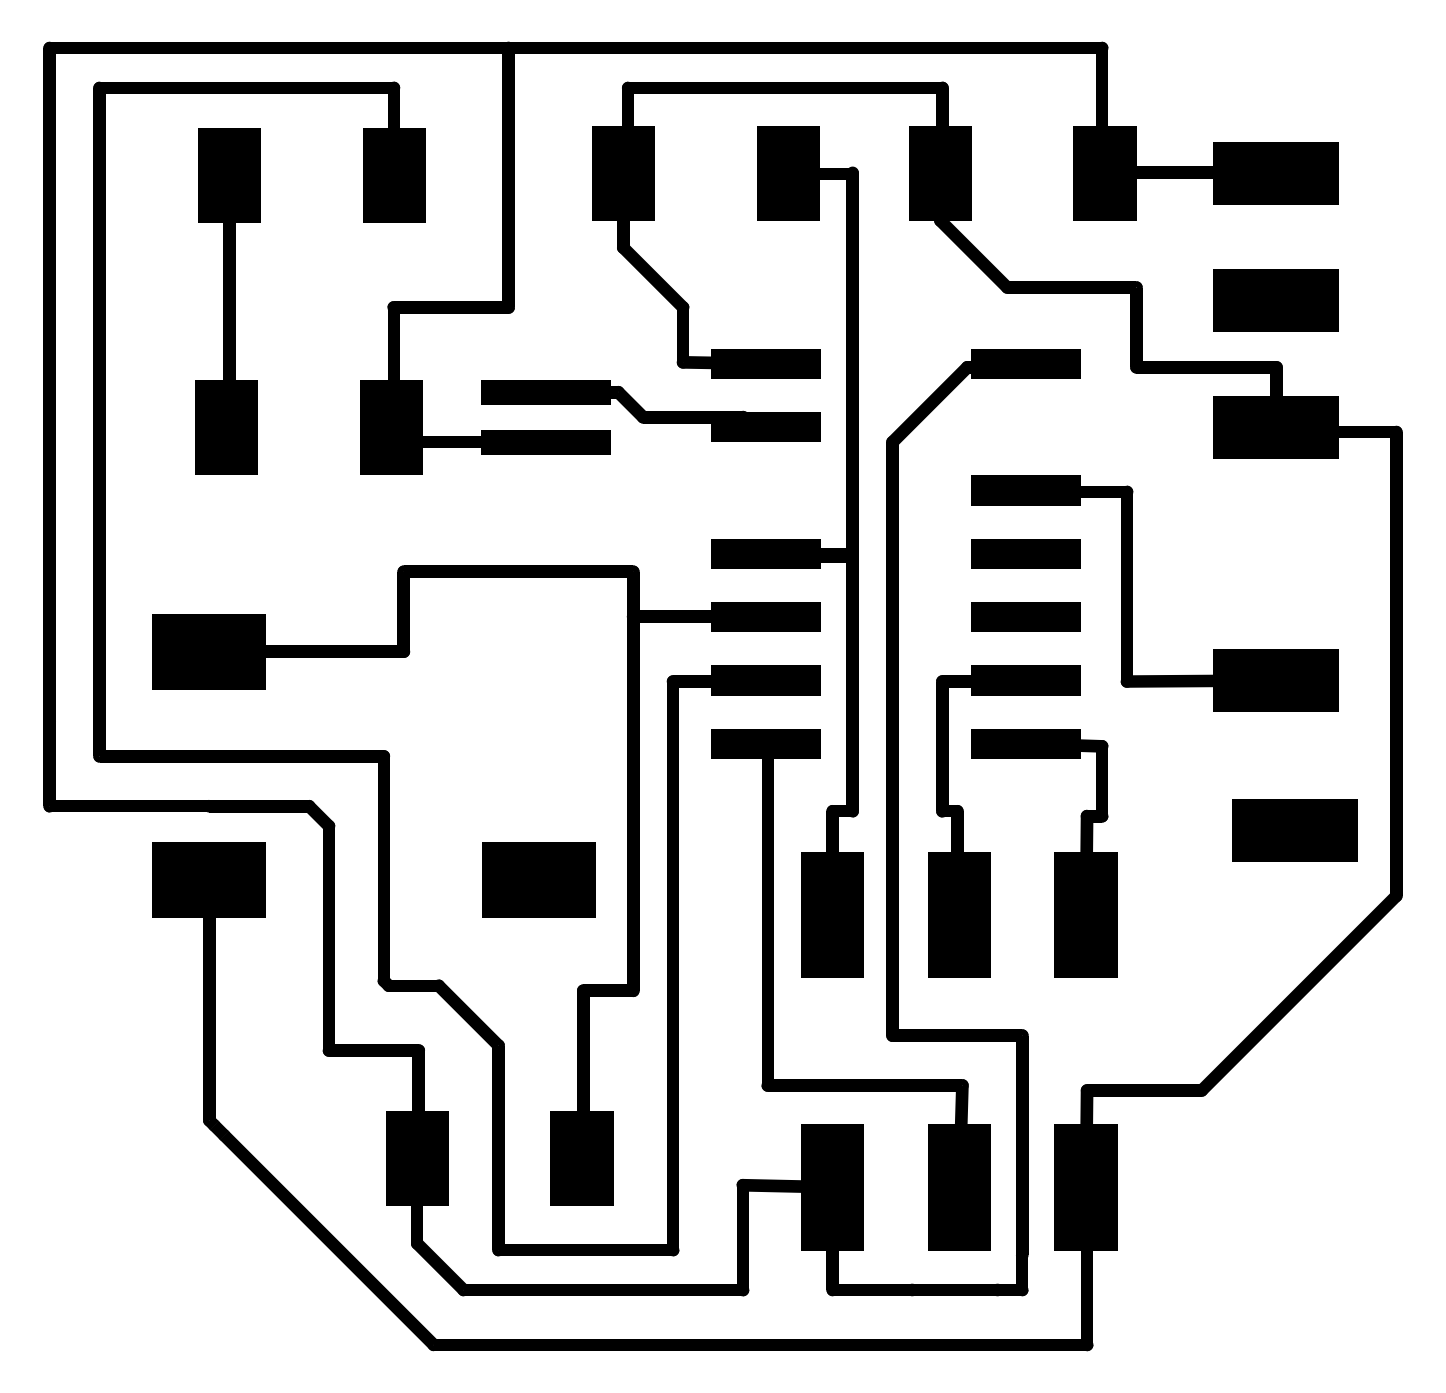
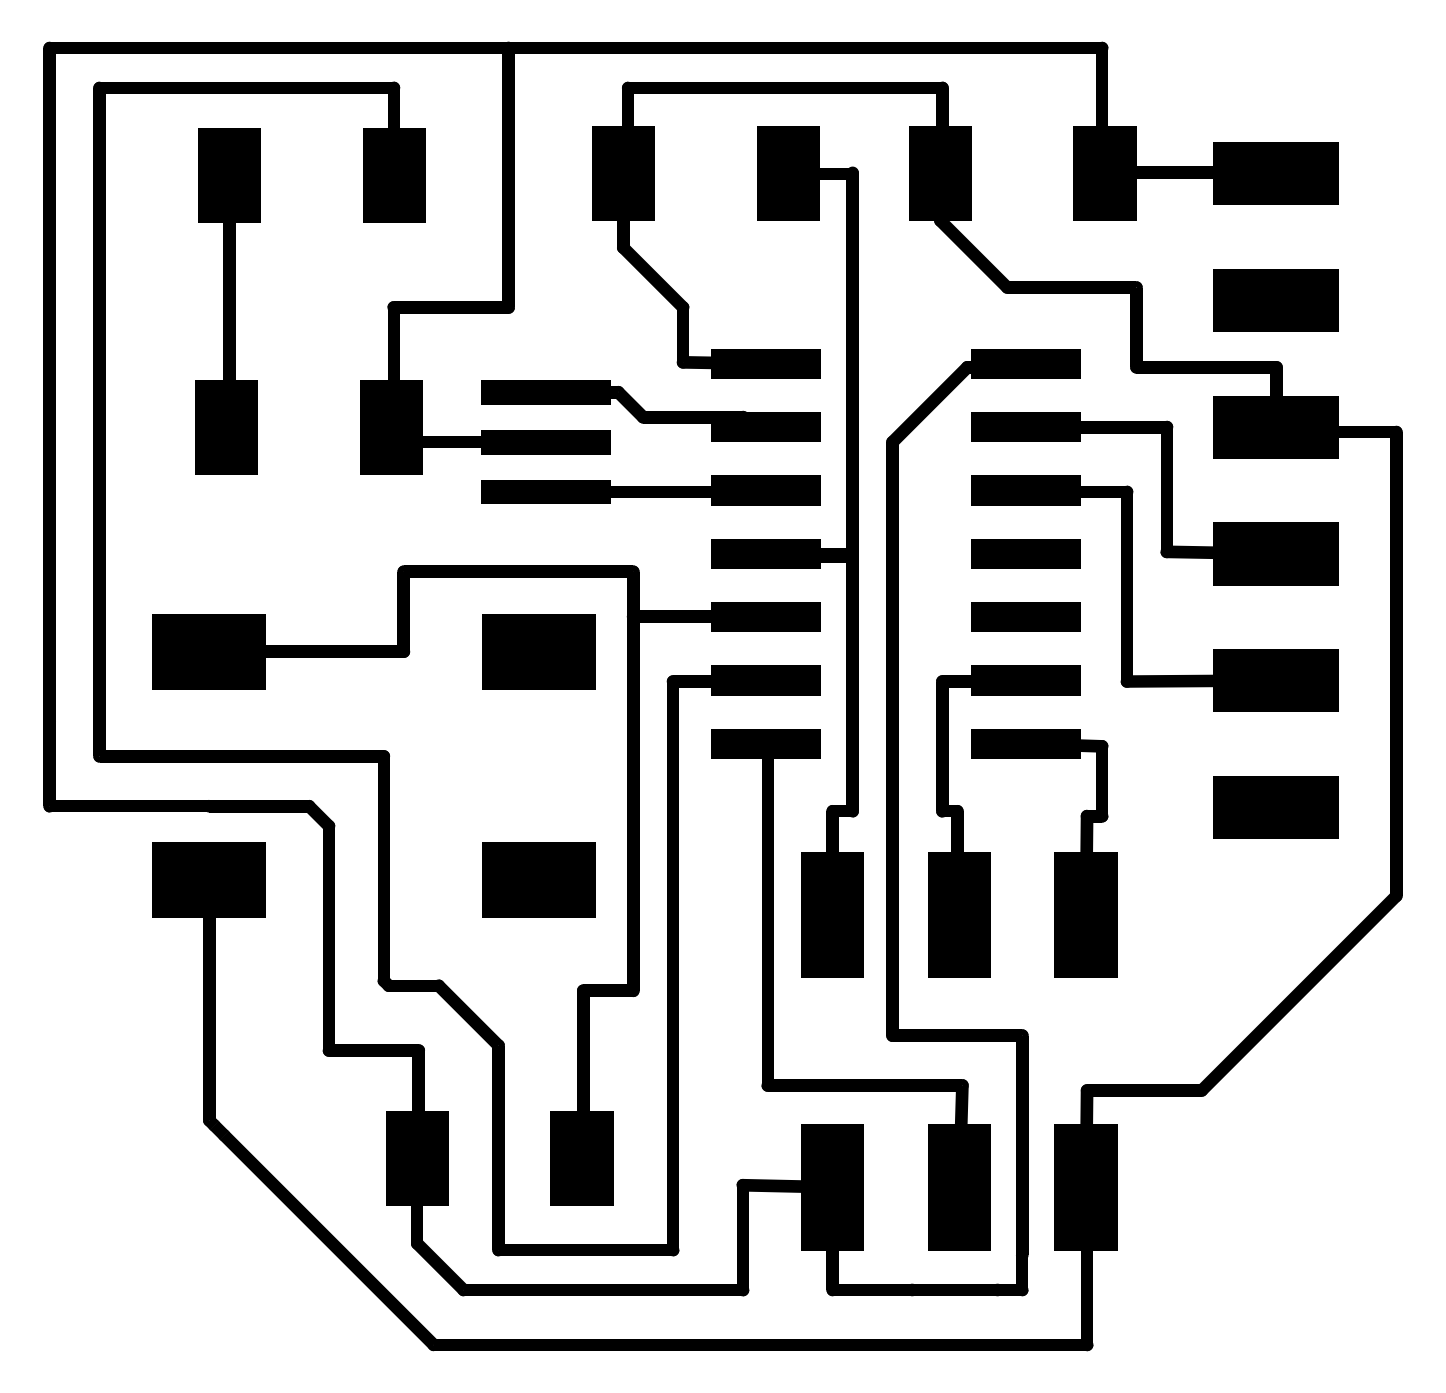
part: none -> present (650, 490)
part: none -> present (1161, 498)
part: none -> present (538, 651)
part position: (1294, 830) -> (1275, 807) (1275, 807)
